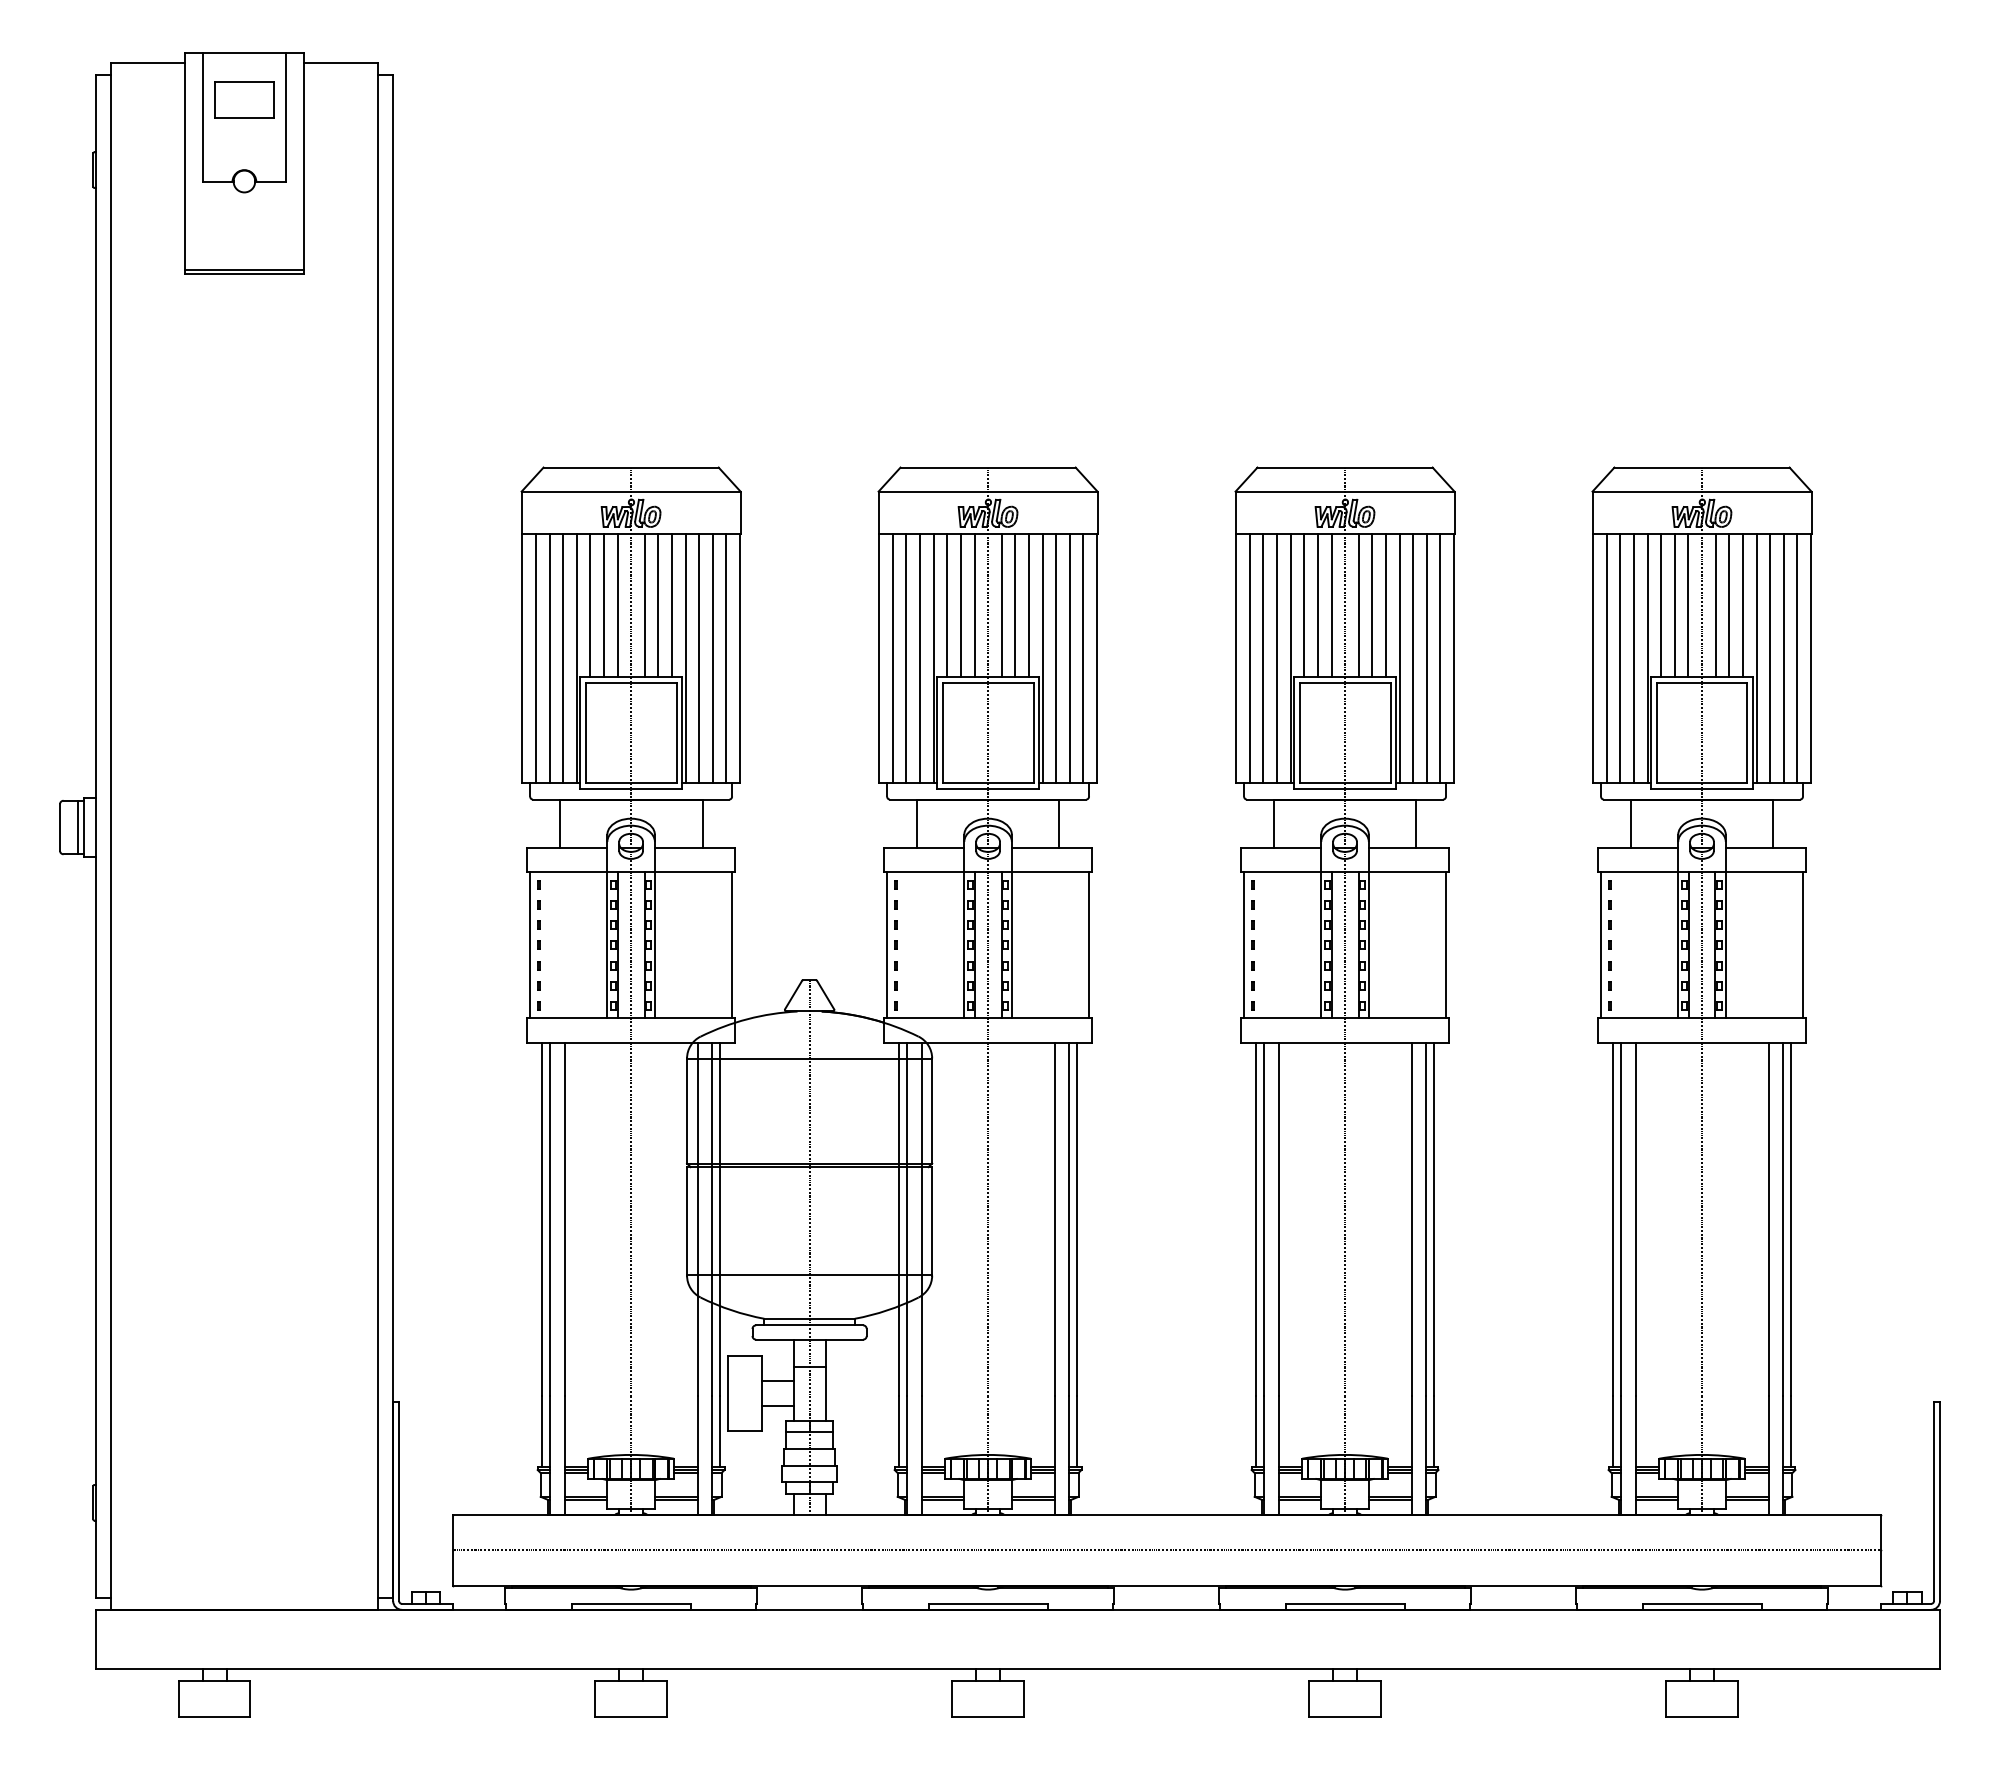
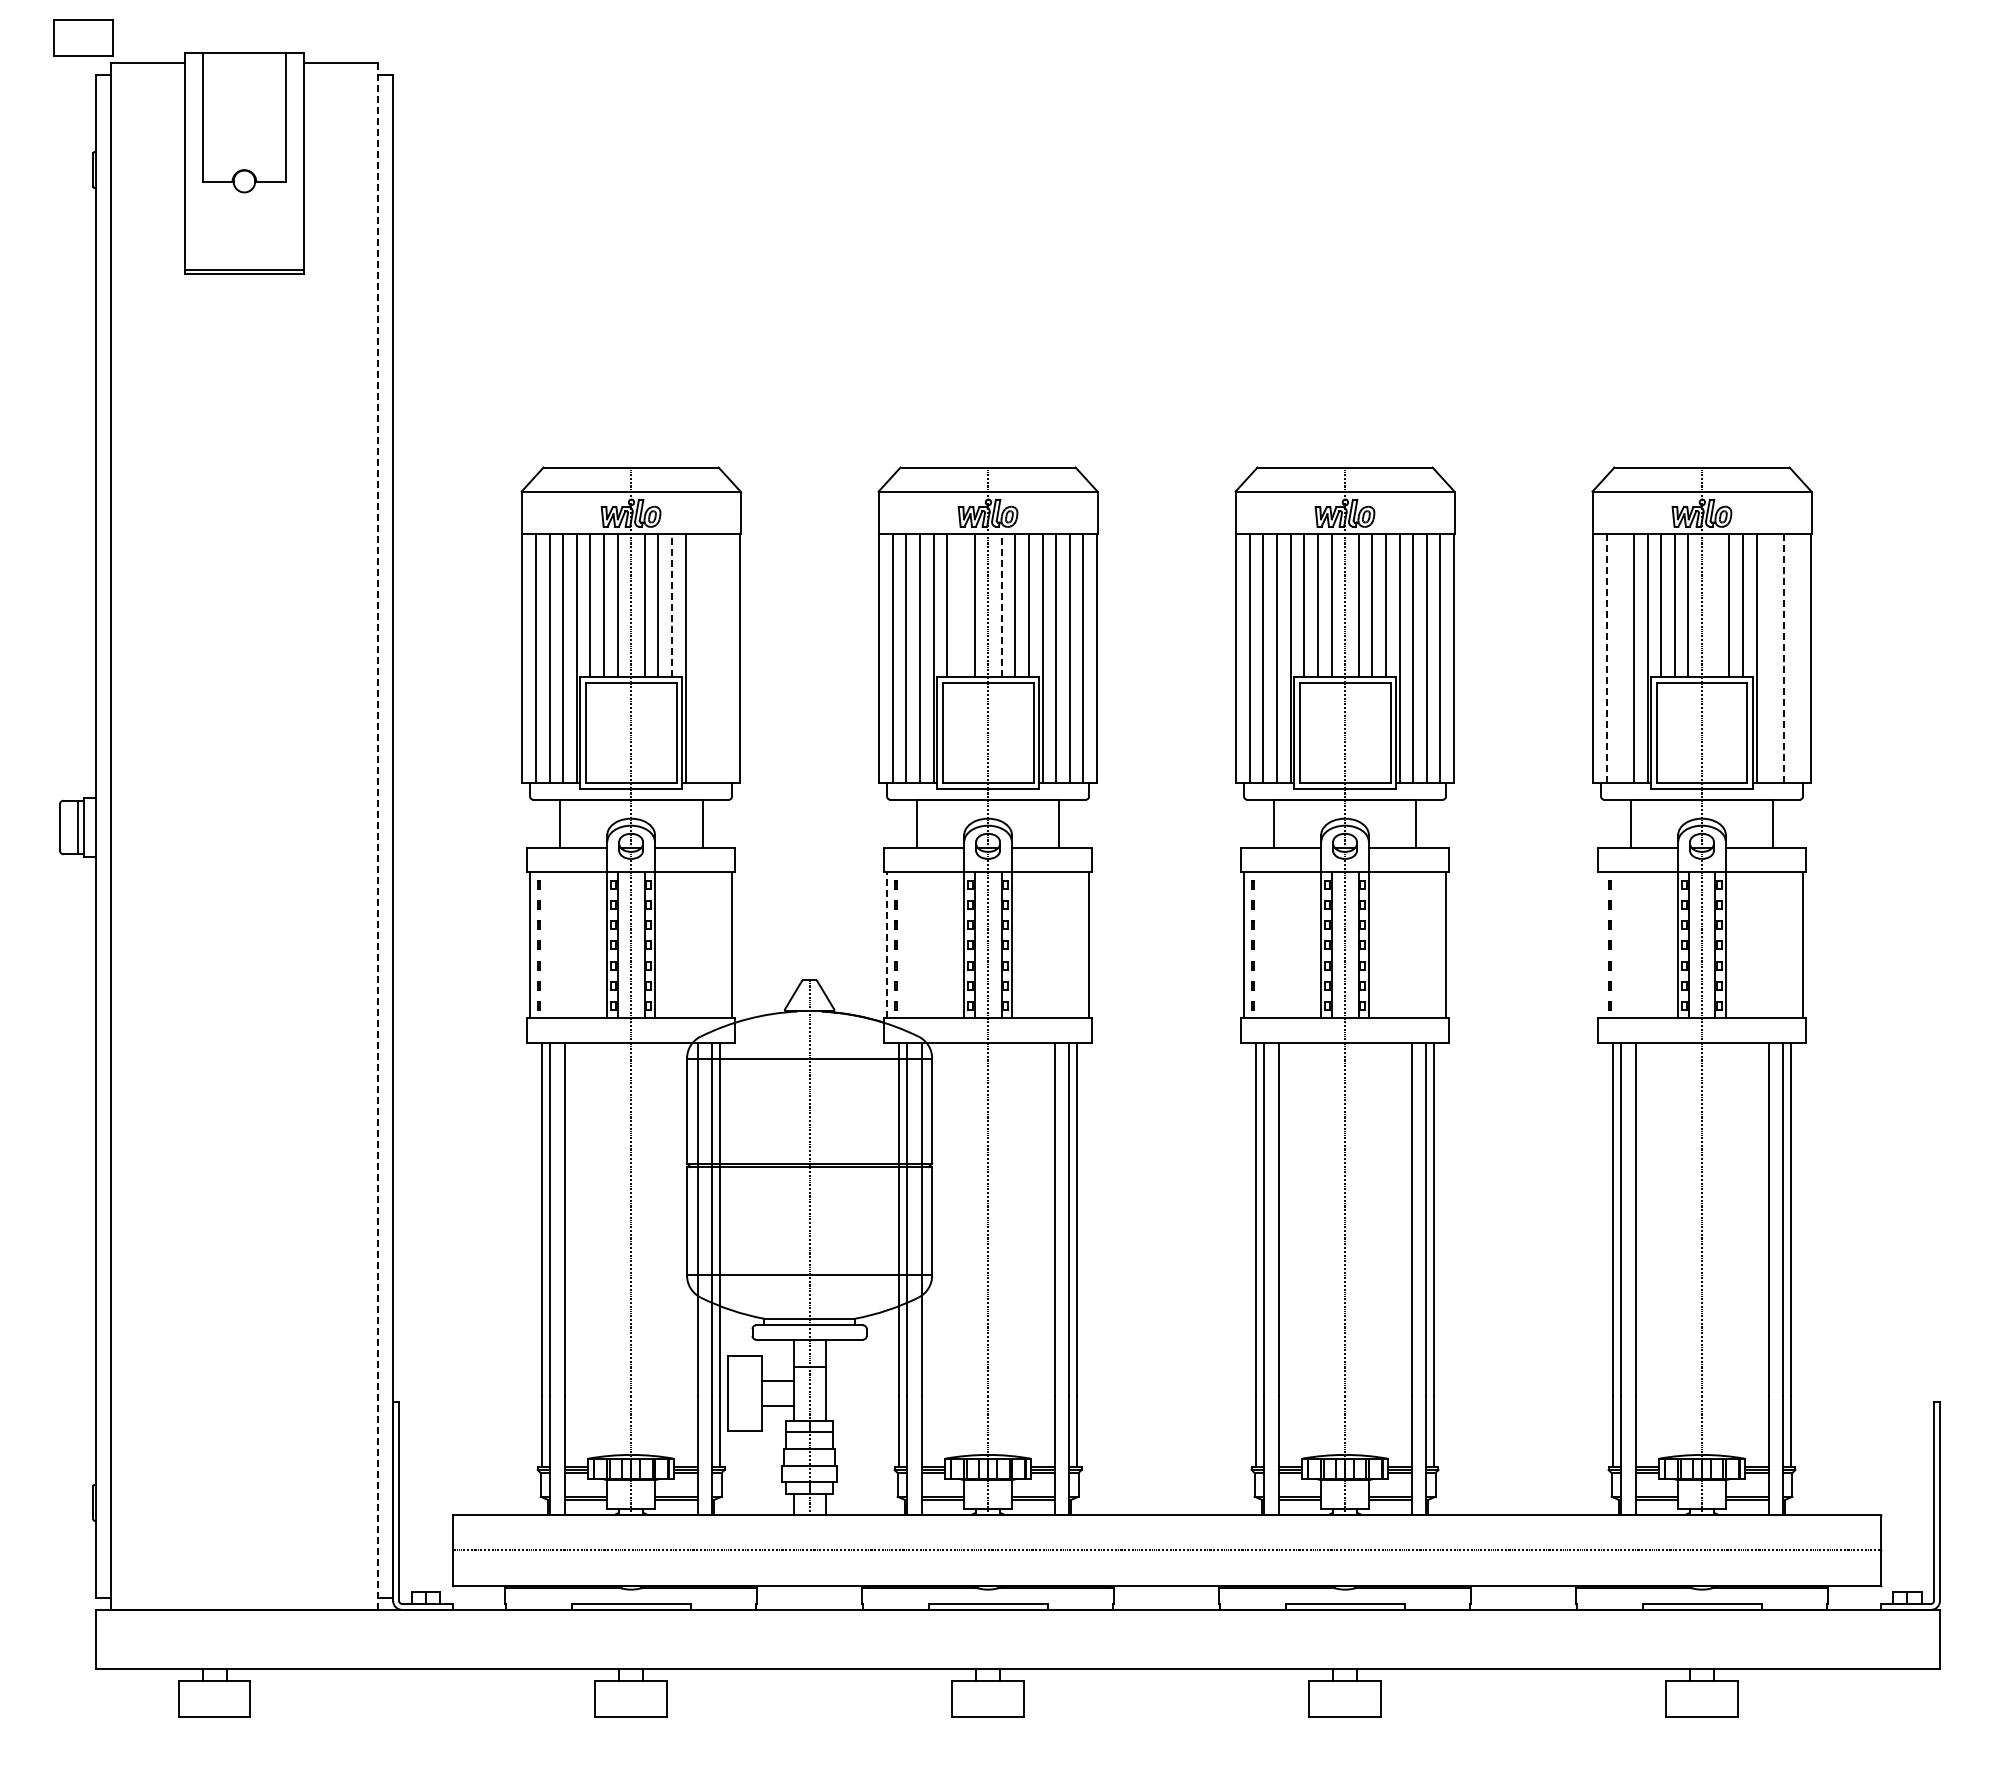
part position: (244, 99) -> (83, 37) (83, 37)
line: solid -> dashed (671, 605)
line: present -> none (960, 605)
line: solid -> dashed (1001, 605)
line: present -> none (1715, 605)
line: present -> none (699, 658)
line: present -> none (712, 658)
line: present -> none (726, 658)
line: solid -> dashed (1606, 658)
line: present -> none (1620, 658)
line: present -> none (1770, 658)
line: solid -> dashed (1783, 658)
line: present -> none (1797, 658)
line: solid -> dashed (378, 835)
line: solid -> dashed (886, 945)
line: present -> none (1600, 945)
